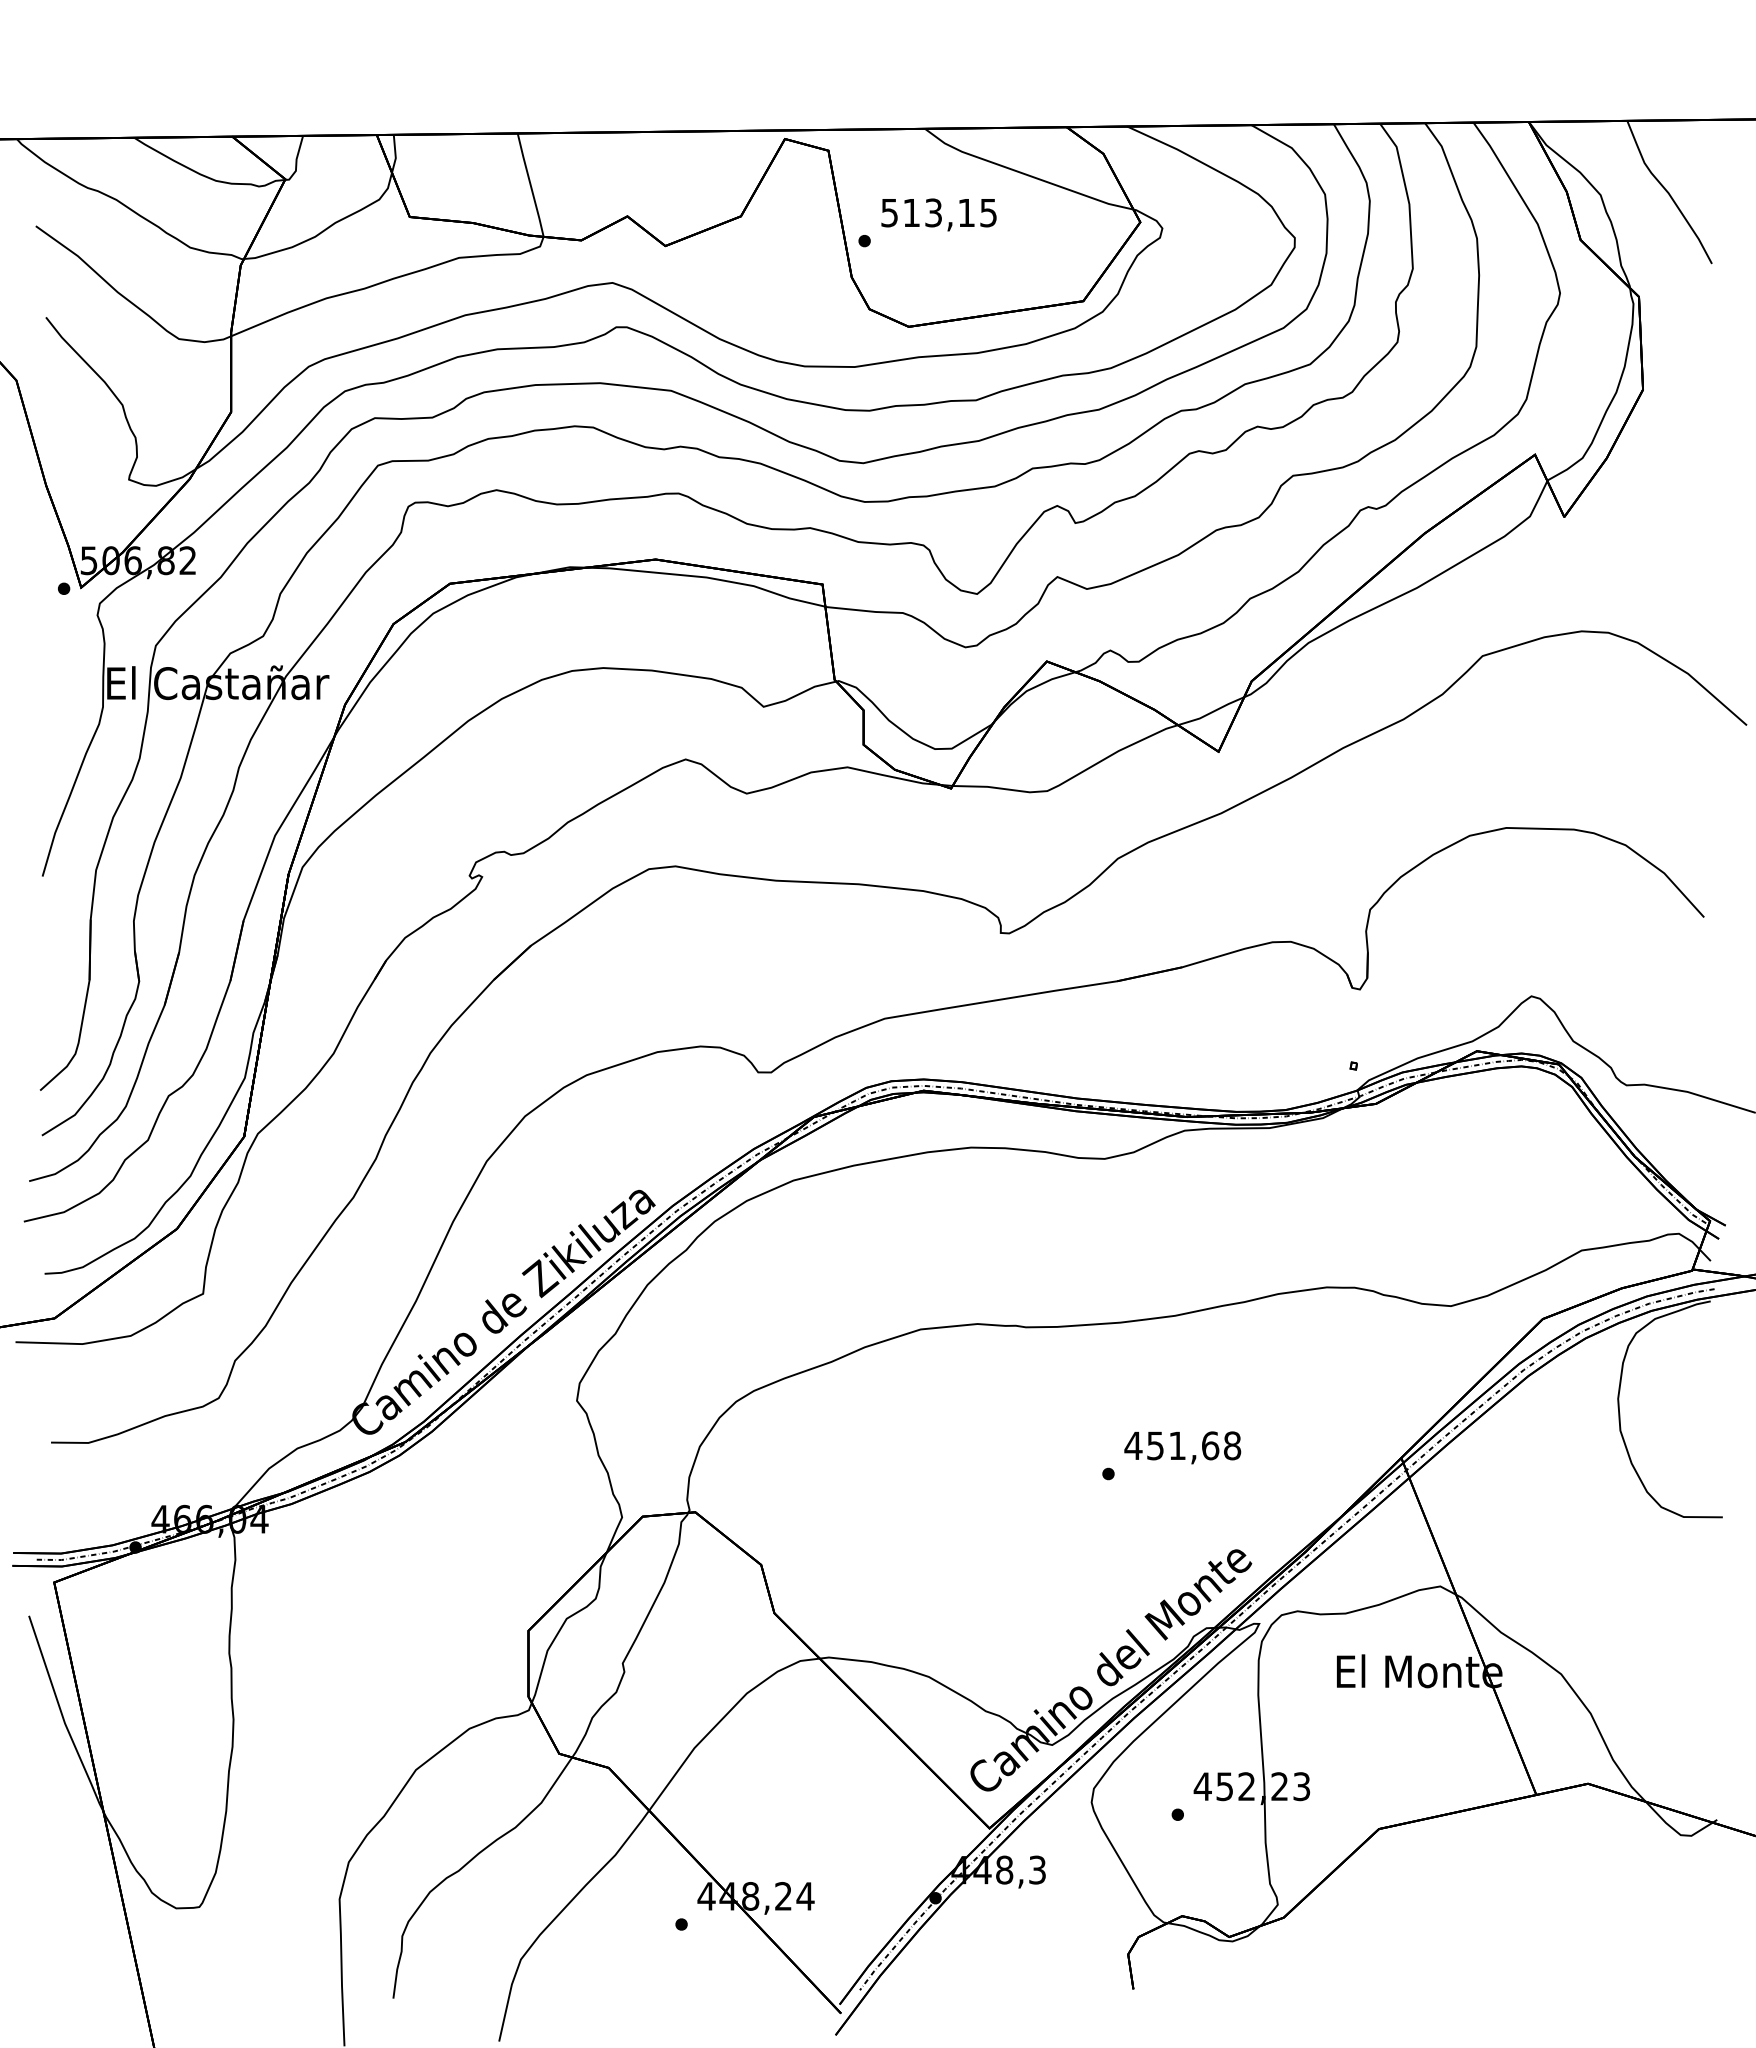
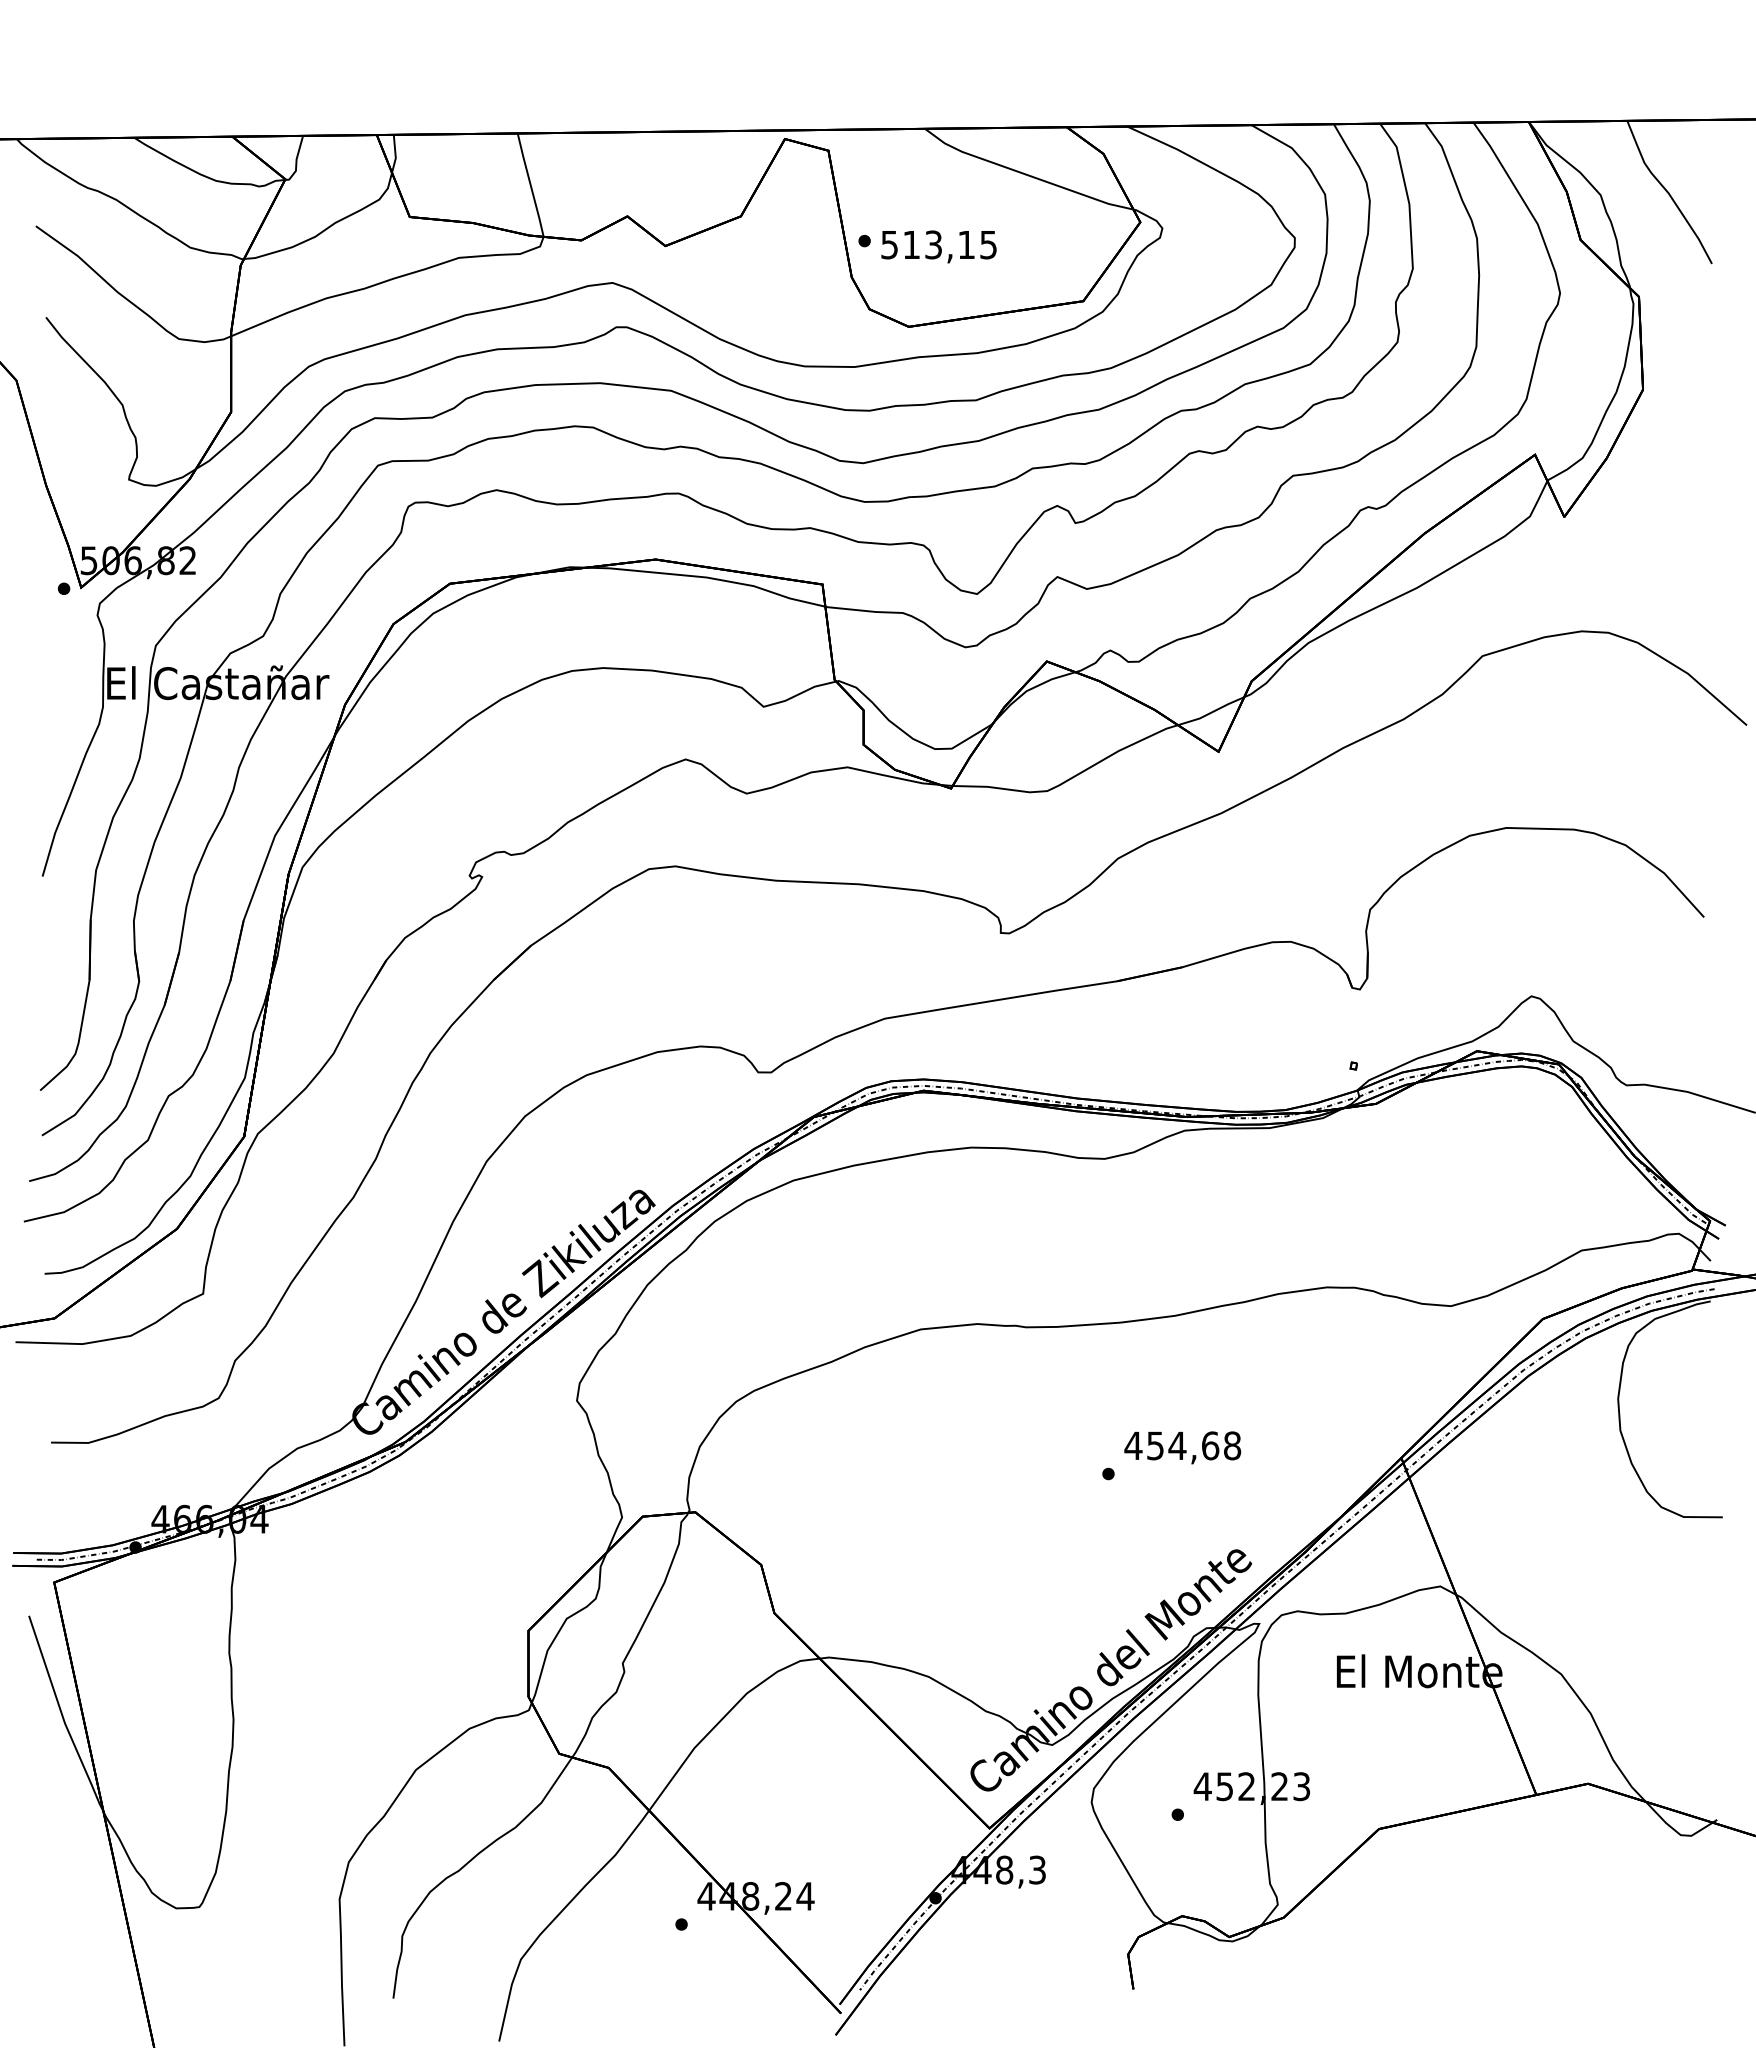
text position: (938, 214) -> (938, 246) (938, 246)
text: 451,68 -> 454,68 (1177, 1445)
